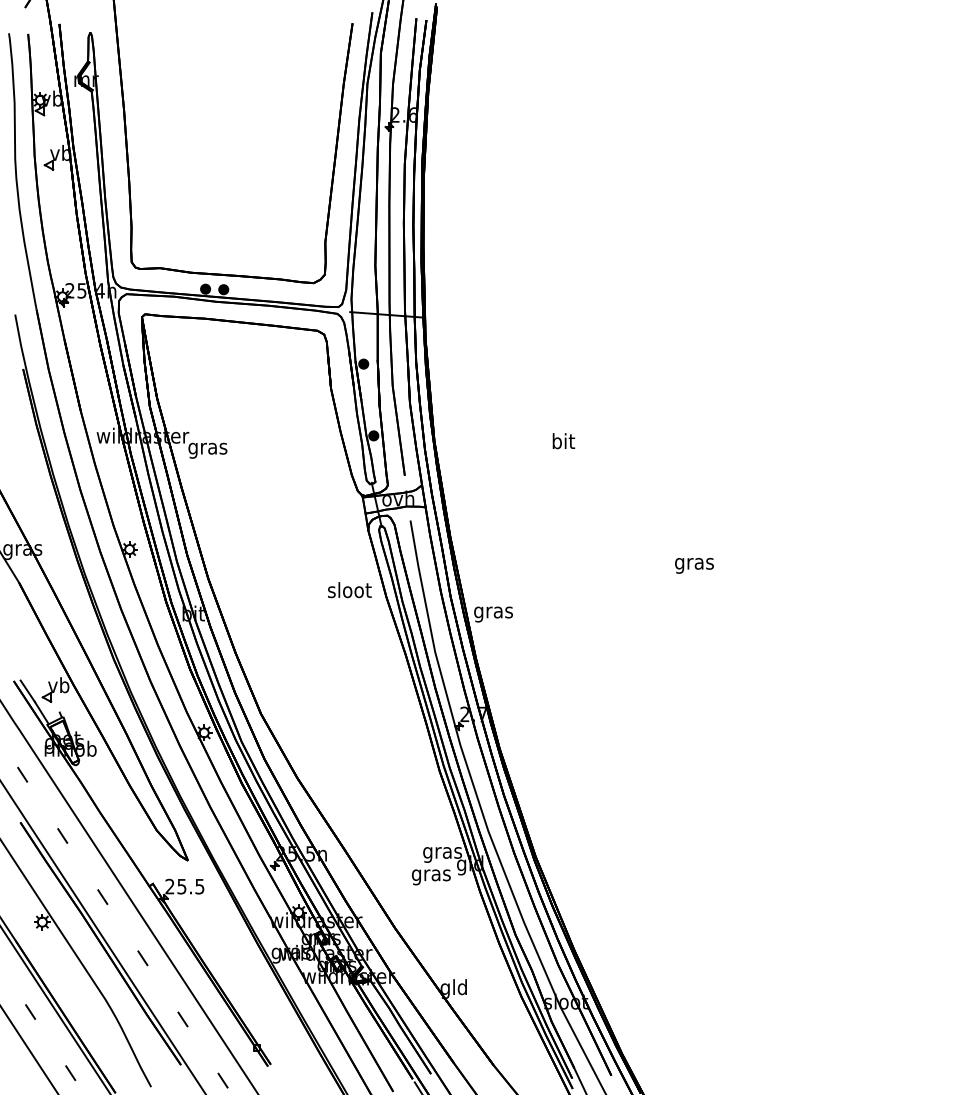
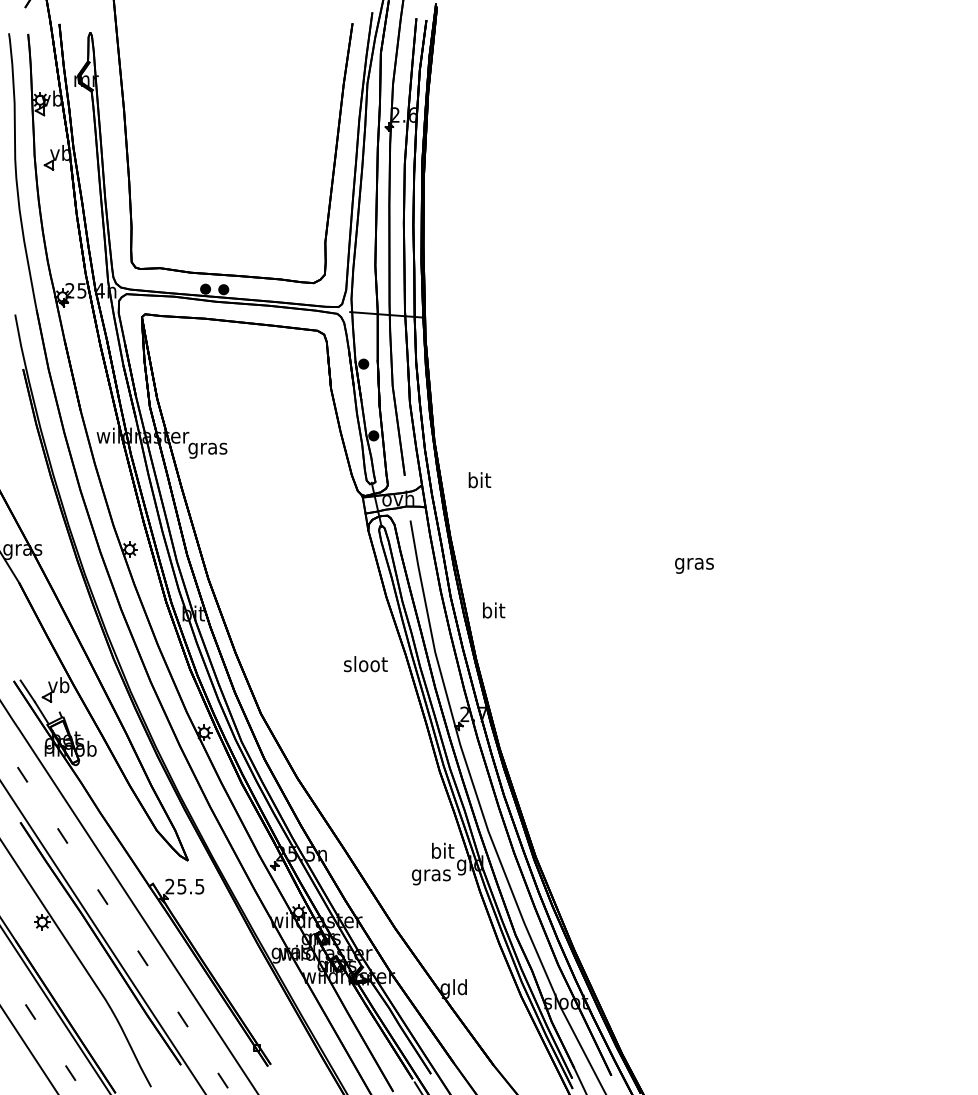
text position: (563, 441) -> (479, 480) (479, 480)
text position: (349, 590) -> (365, 664) (365, 664)
text: gras -> bit (493, 612)
text: gras -> bit (442, 852)
